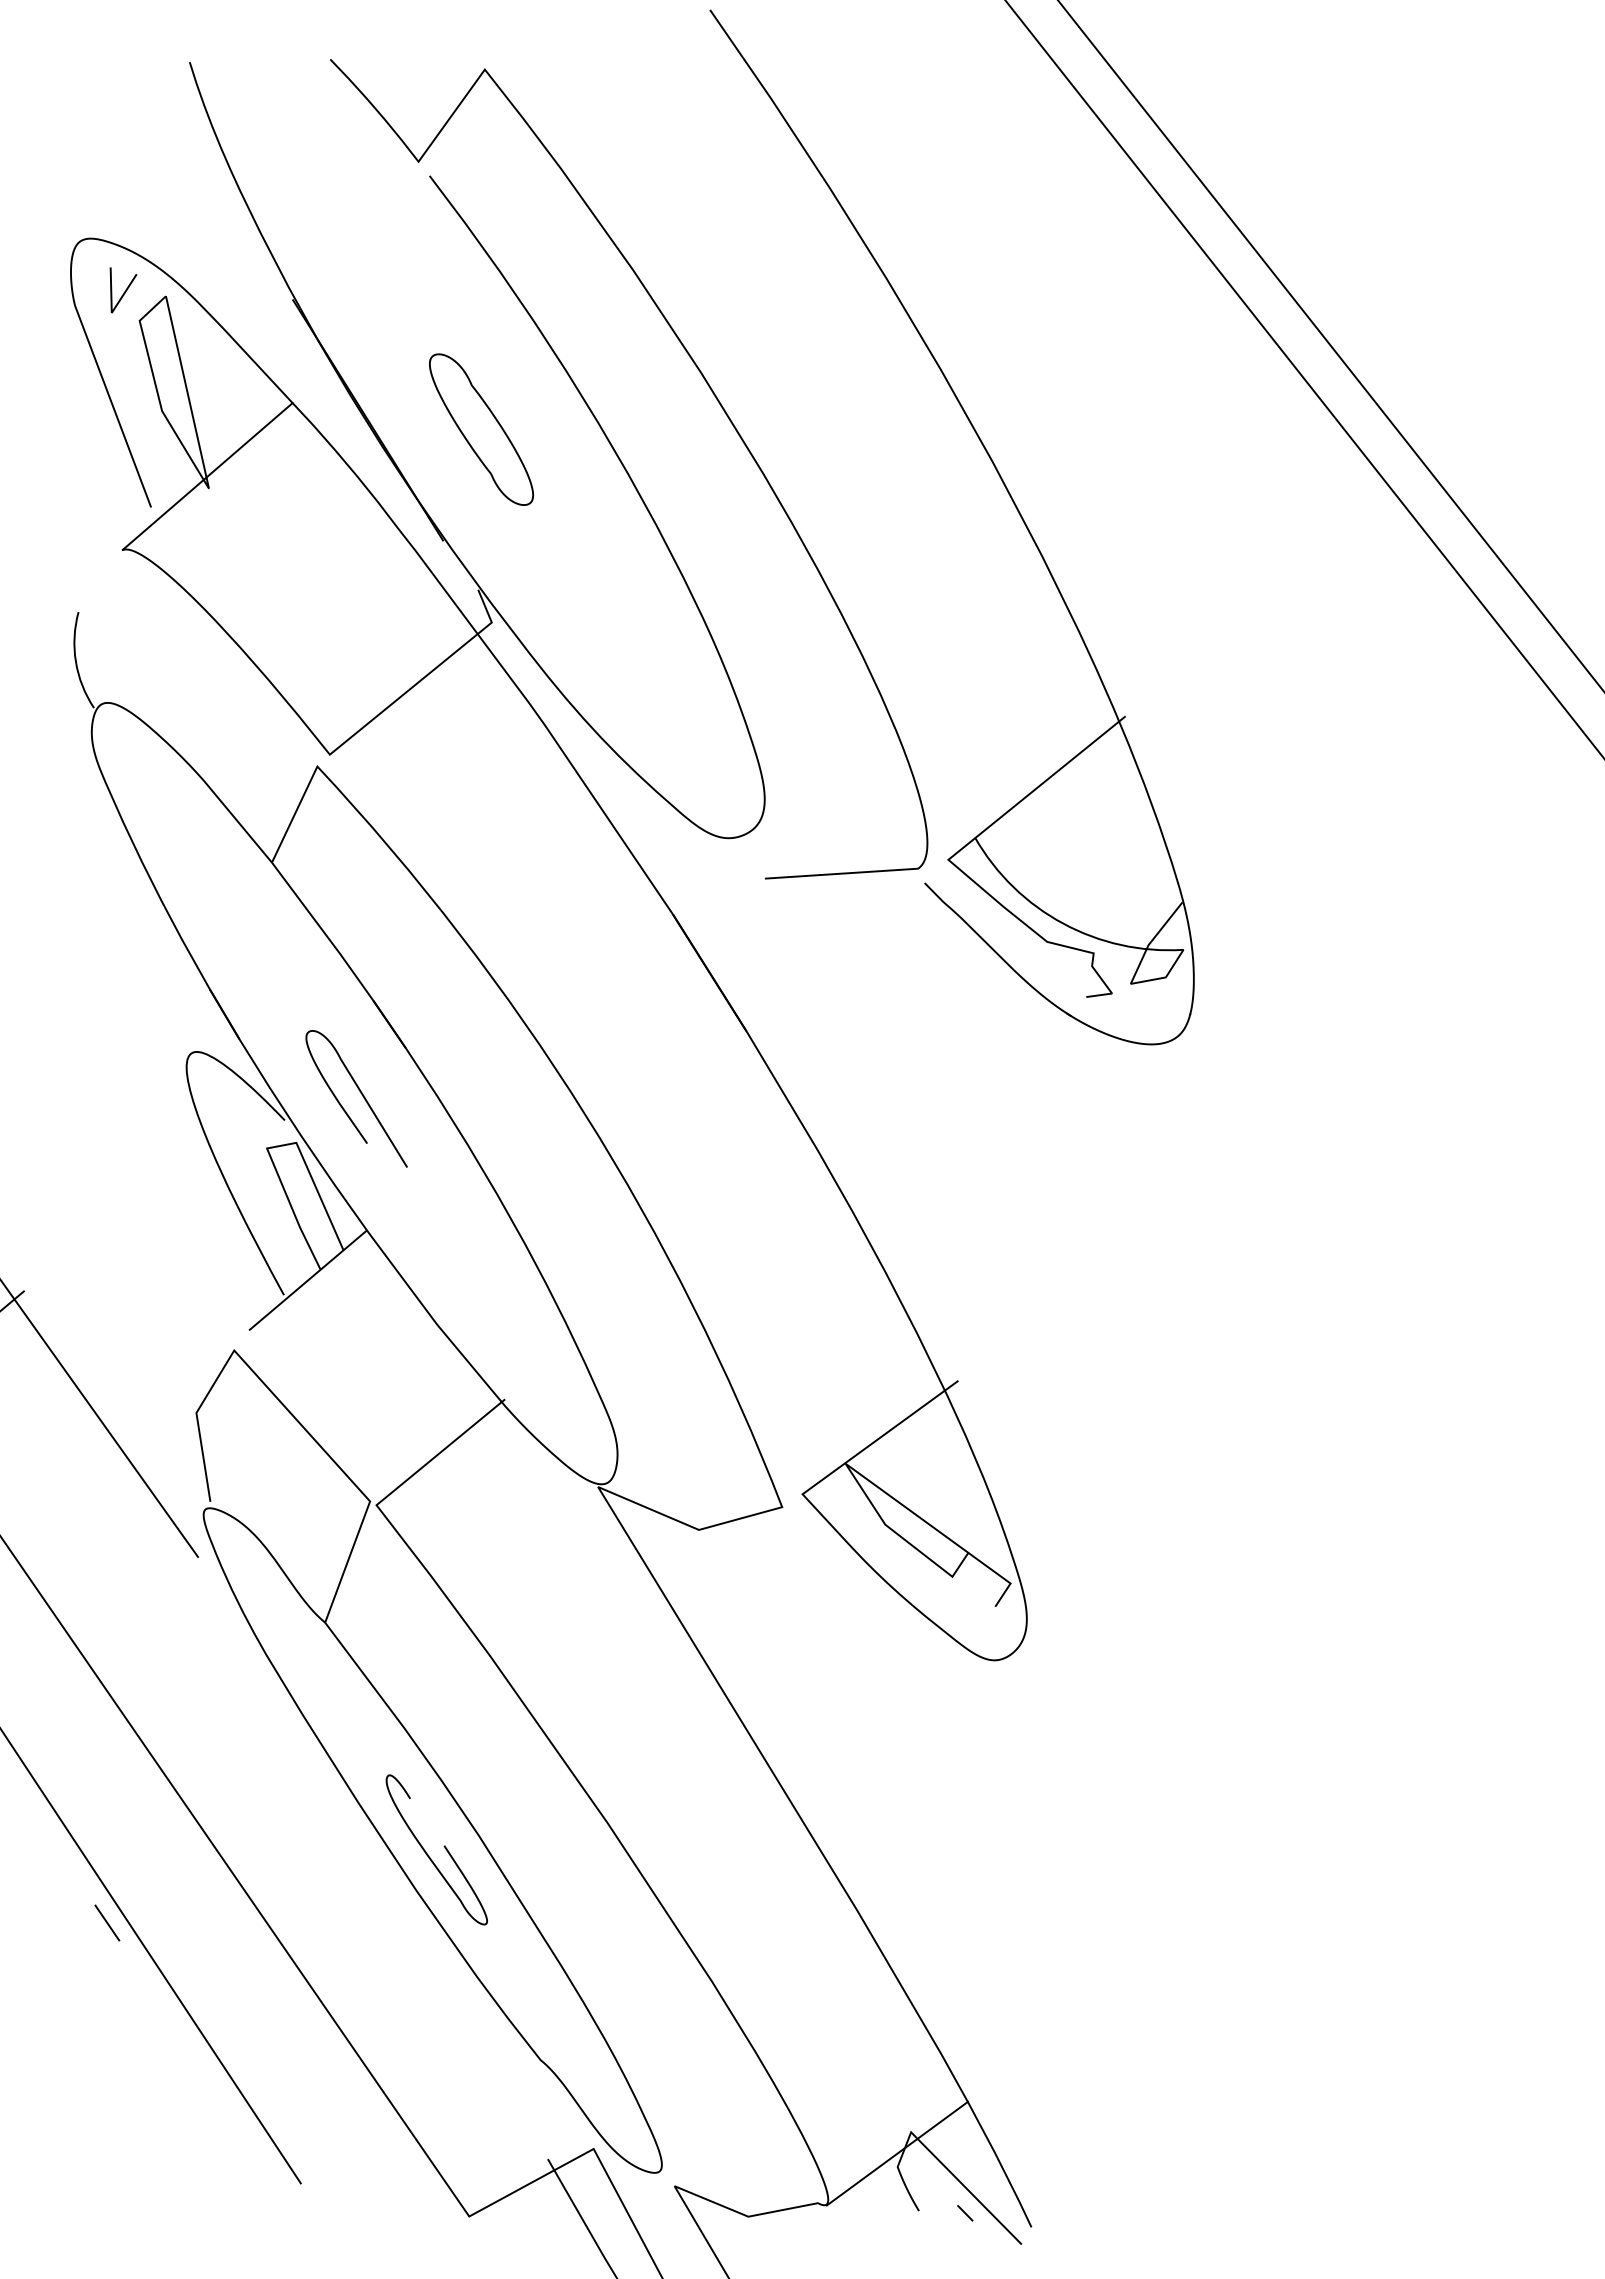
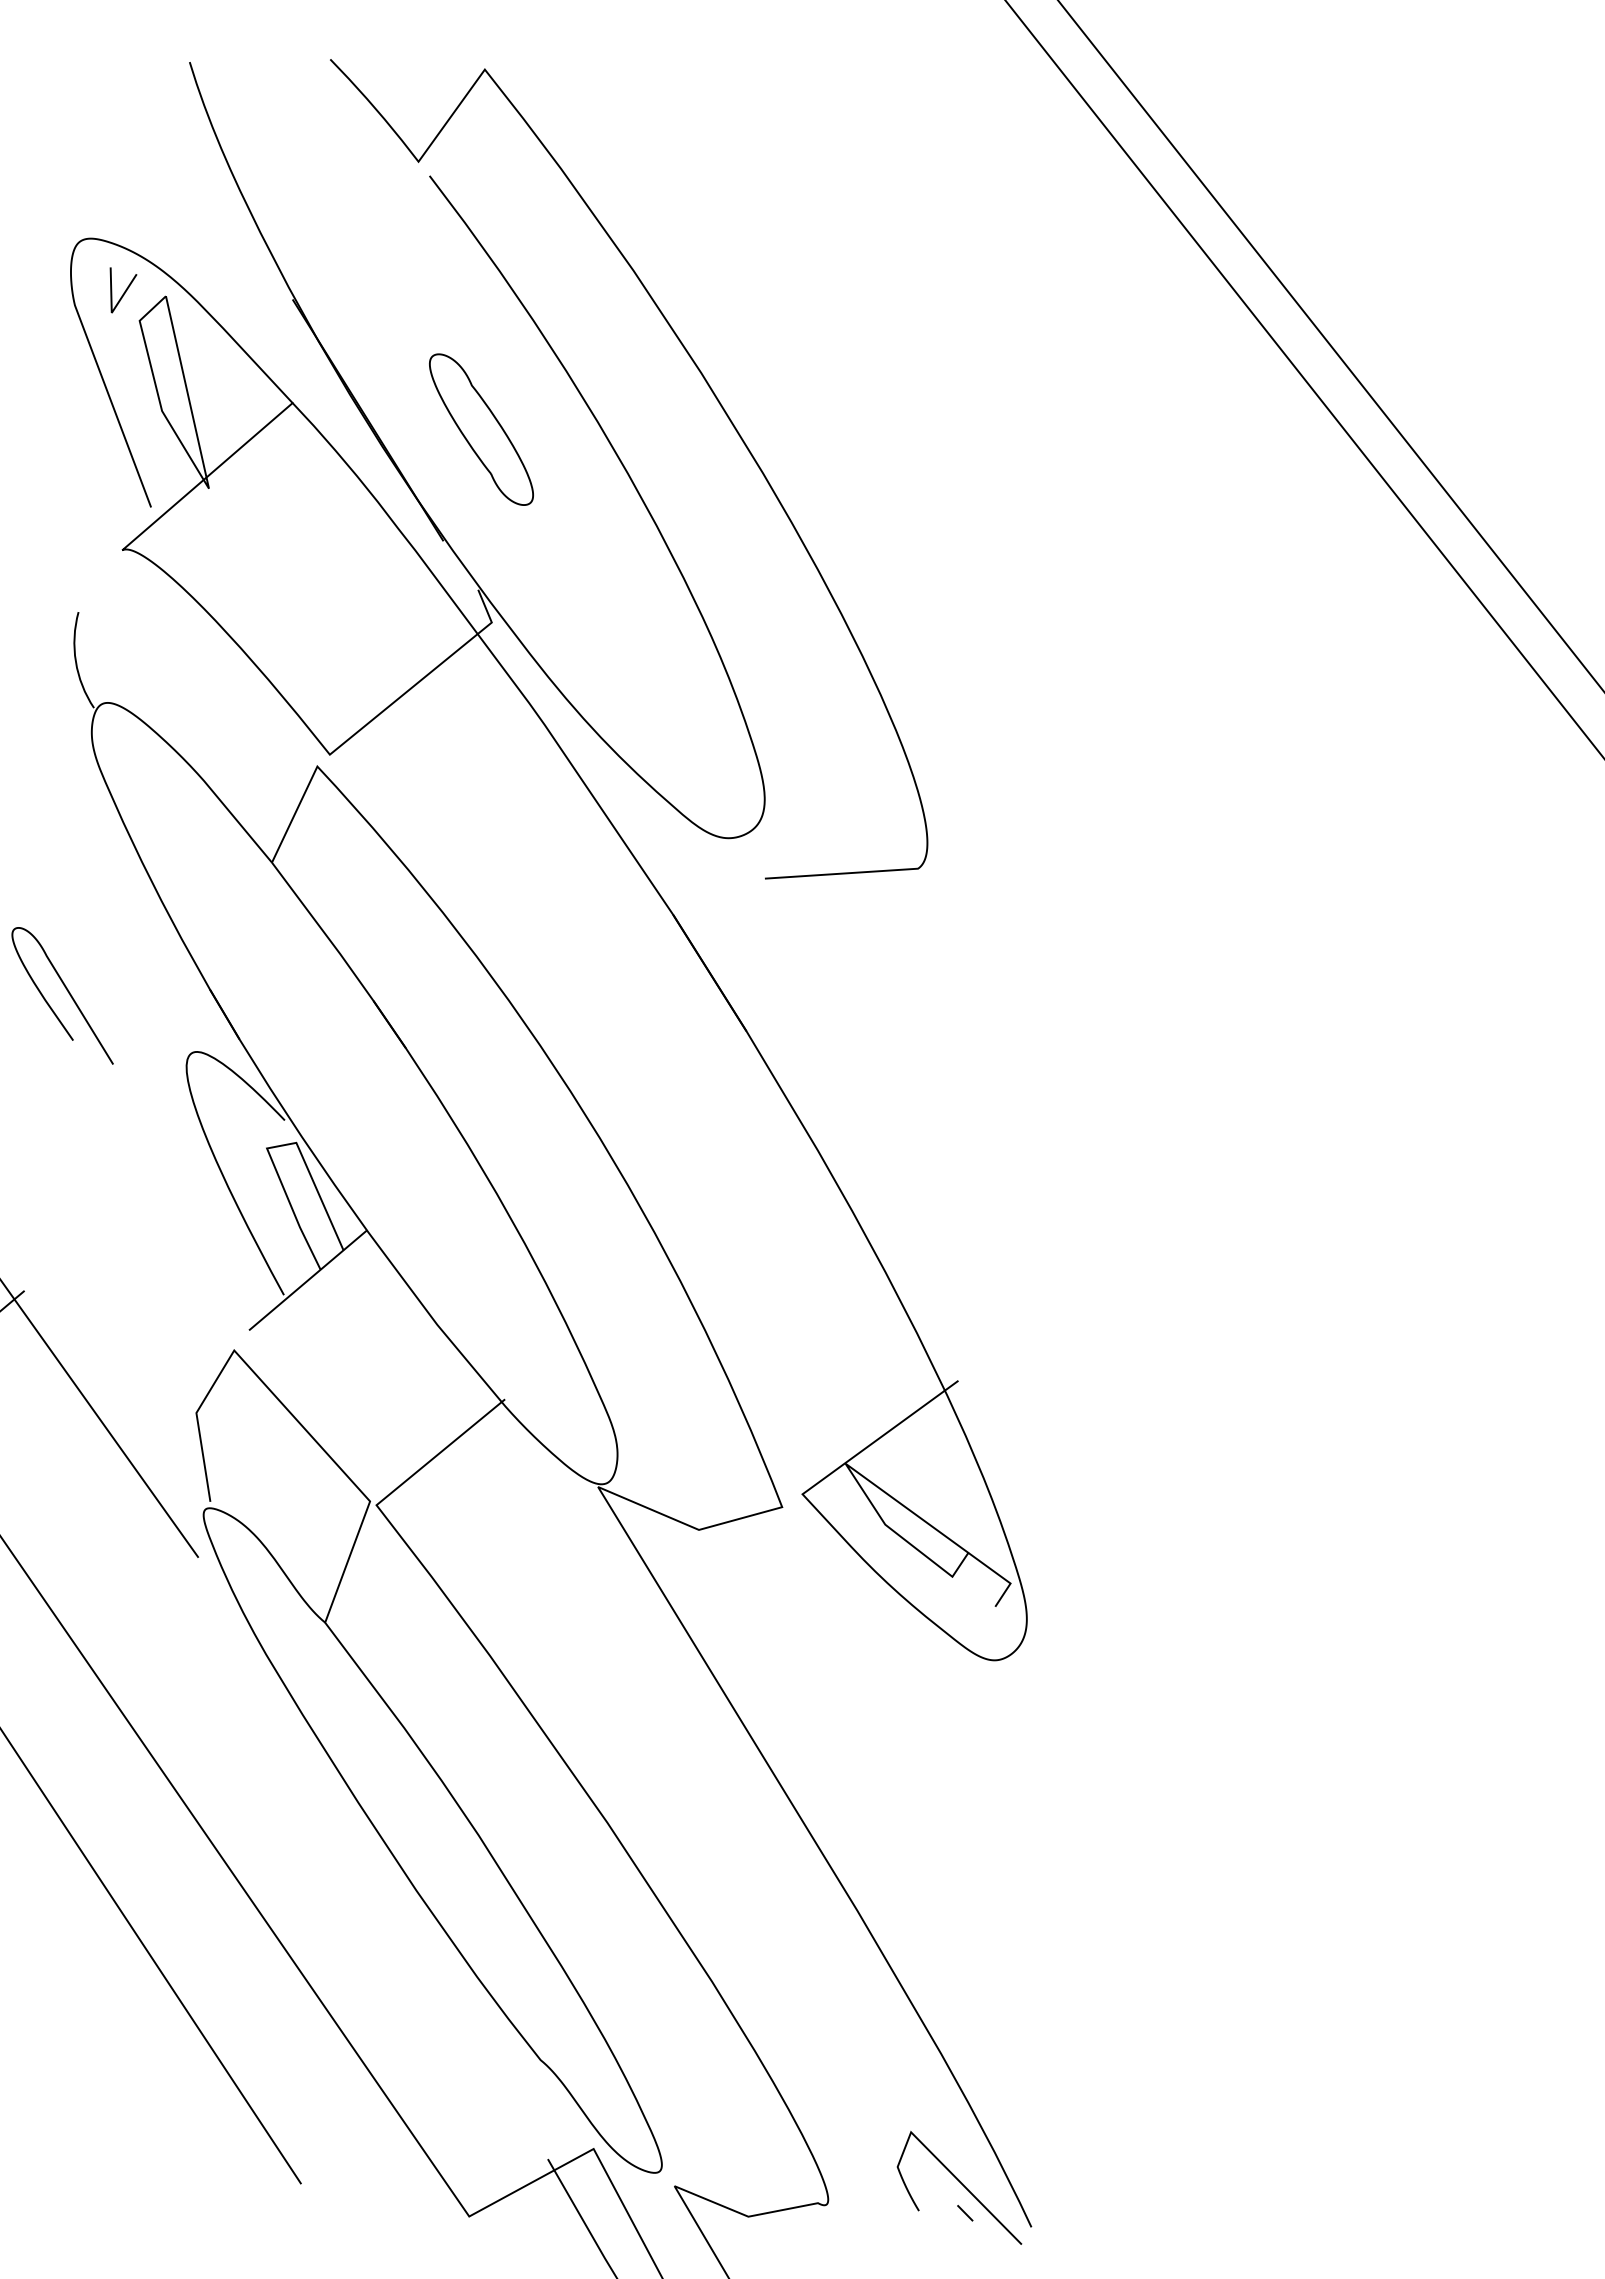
part: present -> none (1010, 498)
curve position: (362, 1096) -> (68, 993) (68, 993)
curve: present -> none (443, 1846)
line: present -> none (107, 1922)
line: present -> none (896, 2153)
